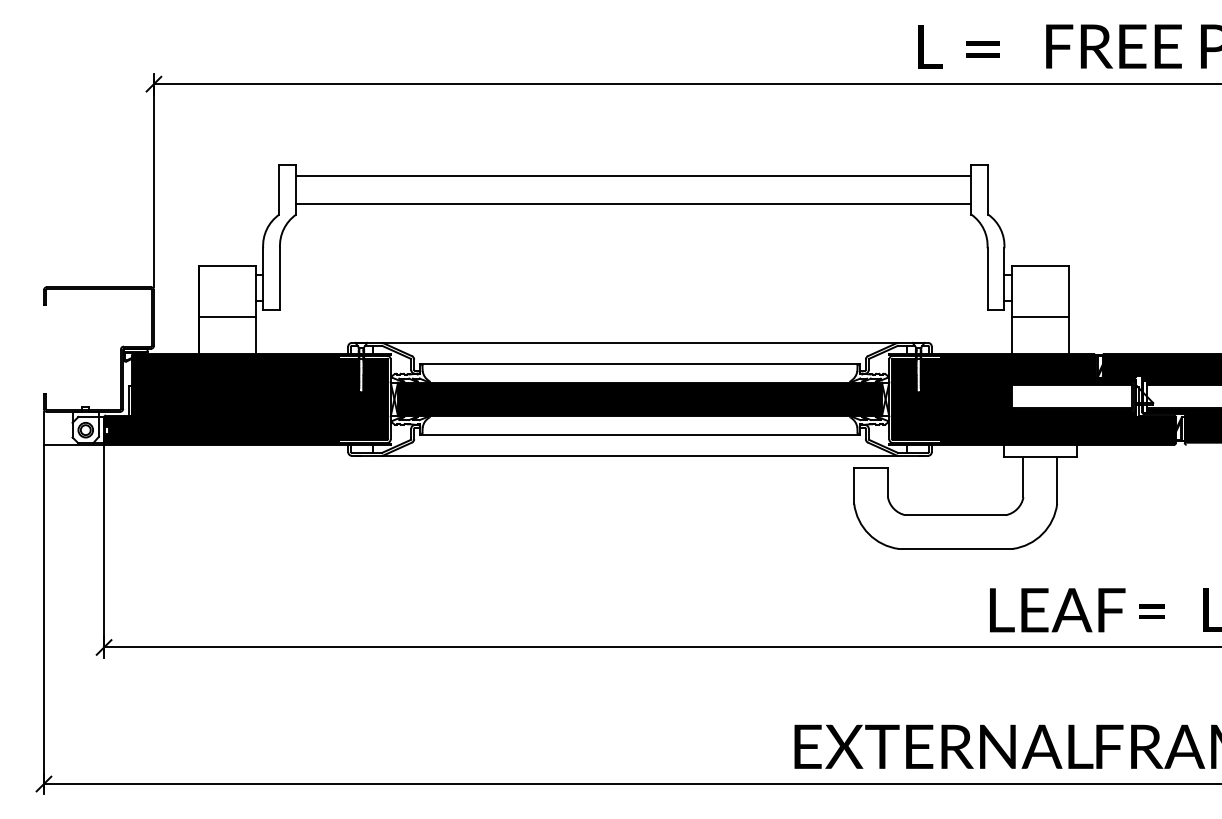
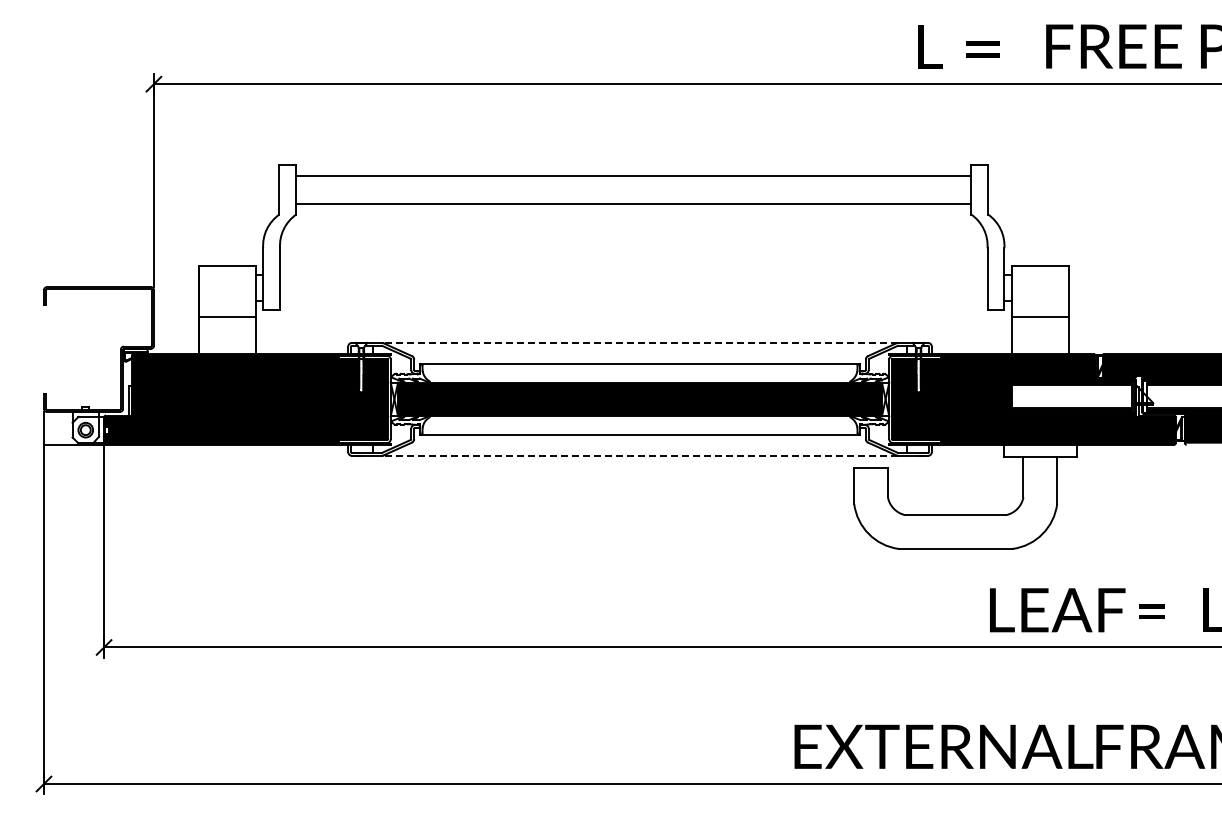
line: solid -> dashed (639, 342)
line: solid -> dashed (639, 455)
